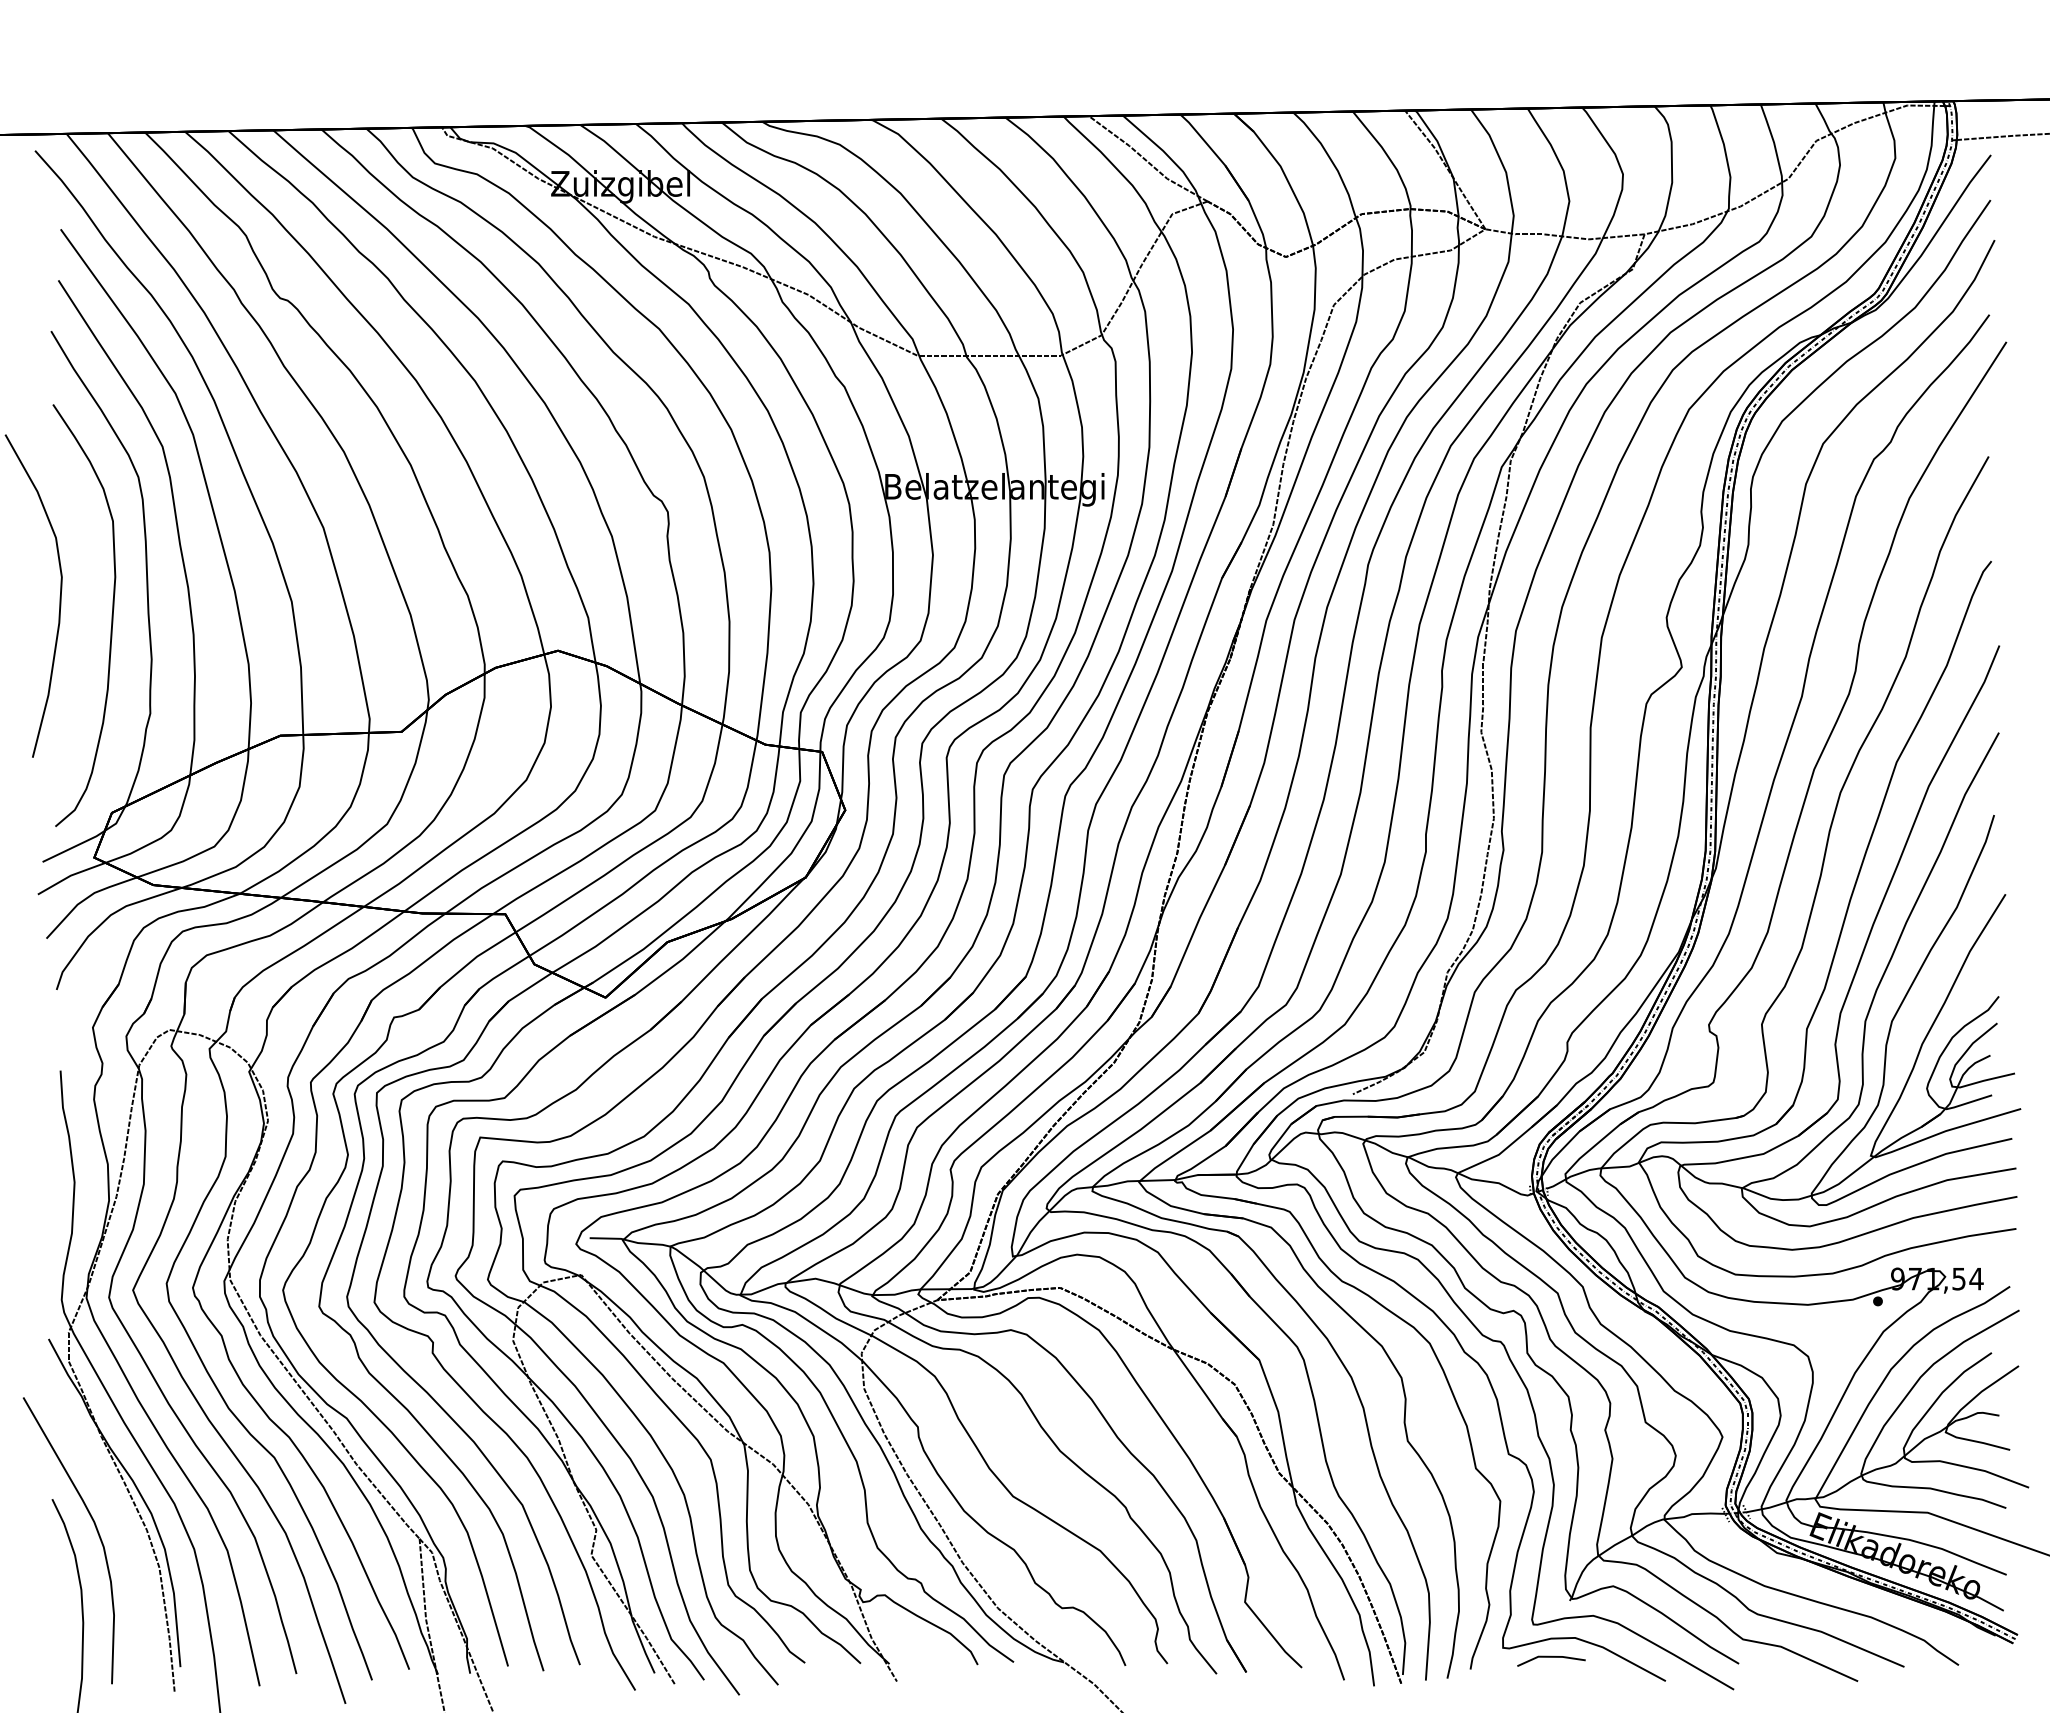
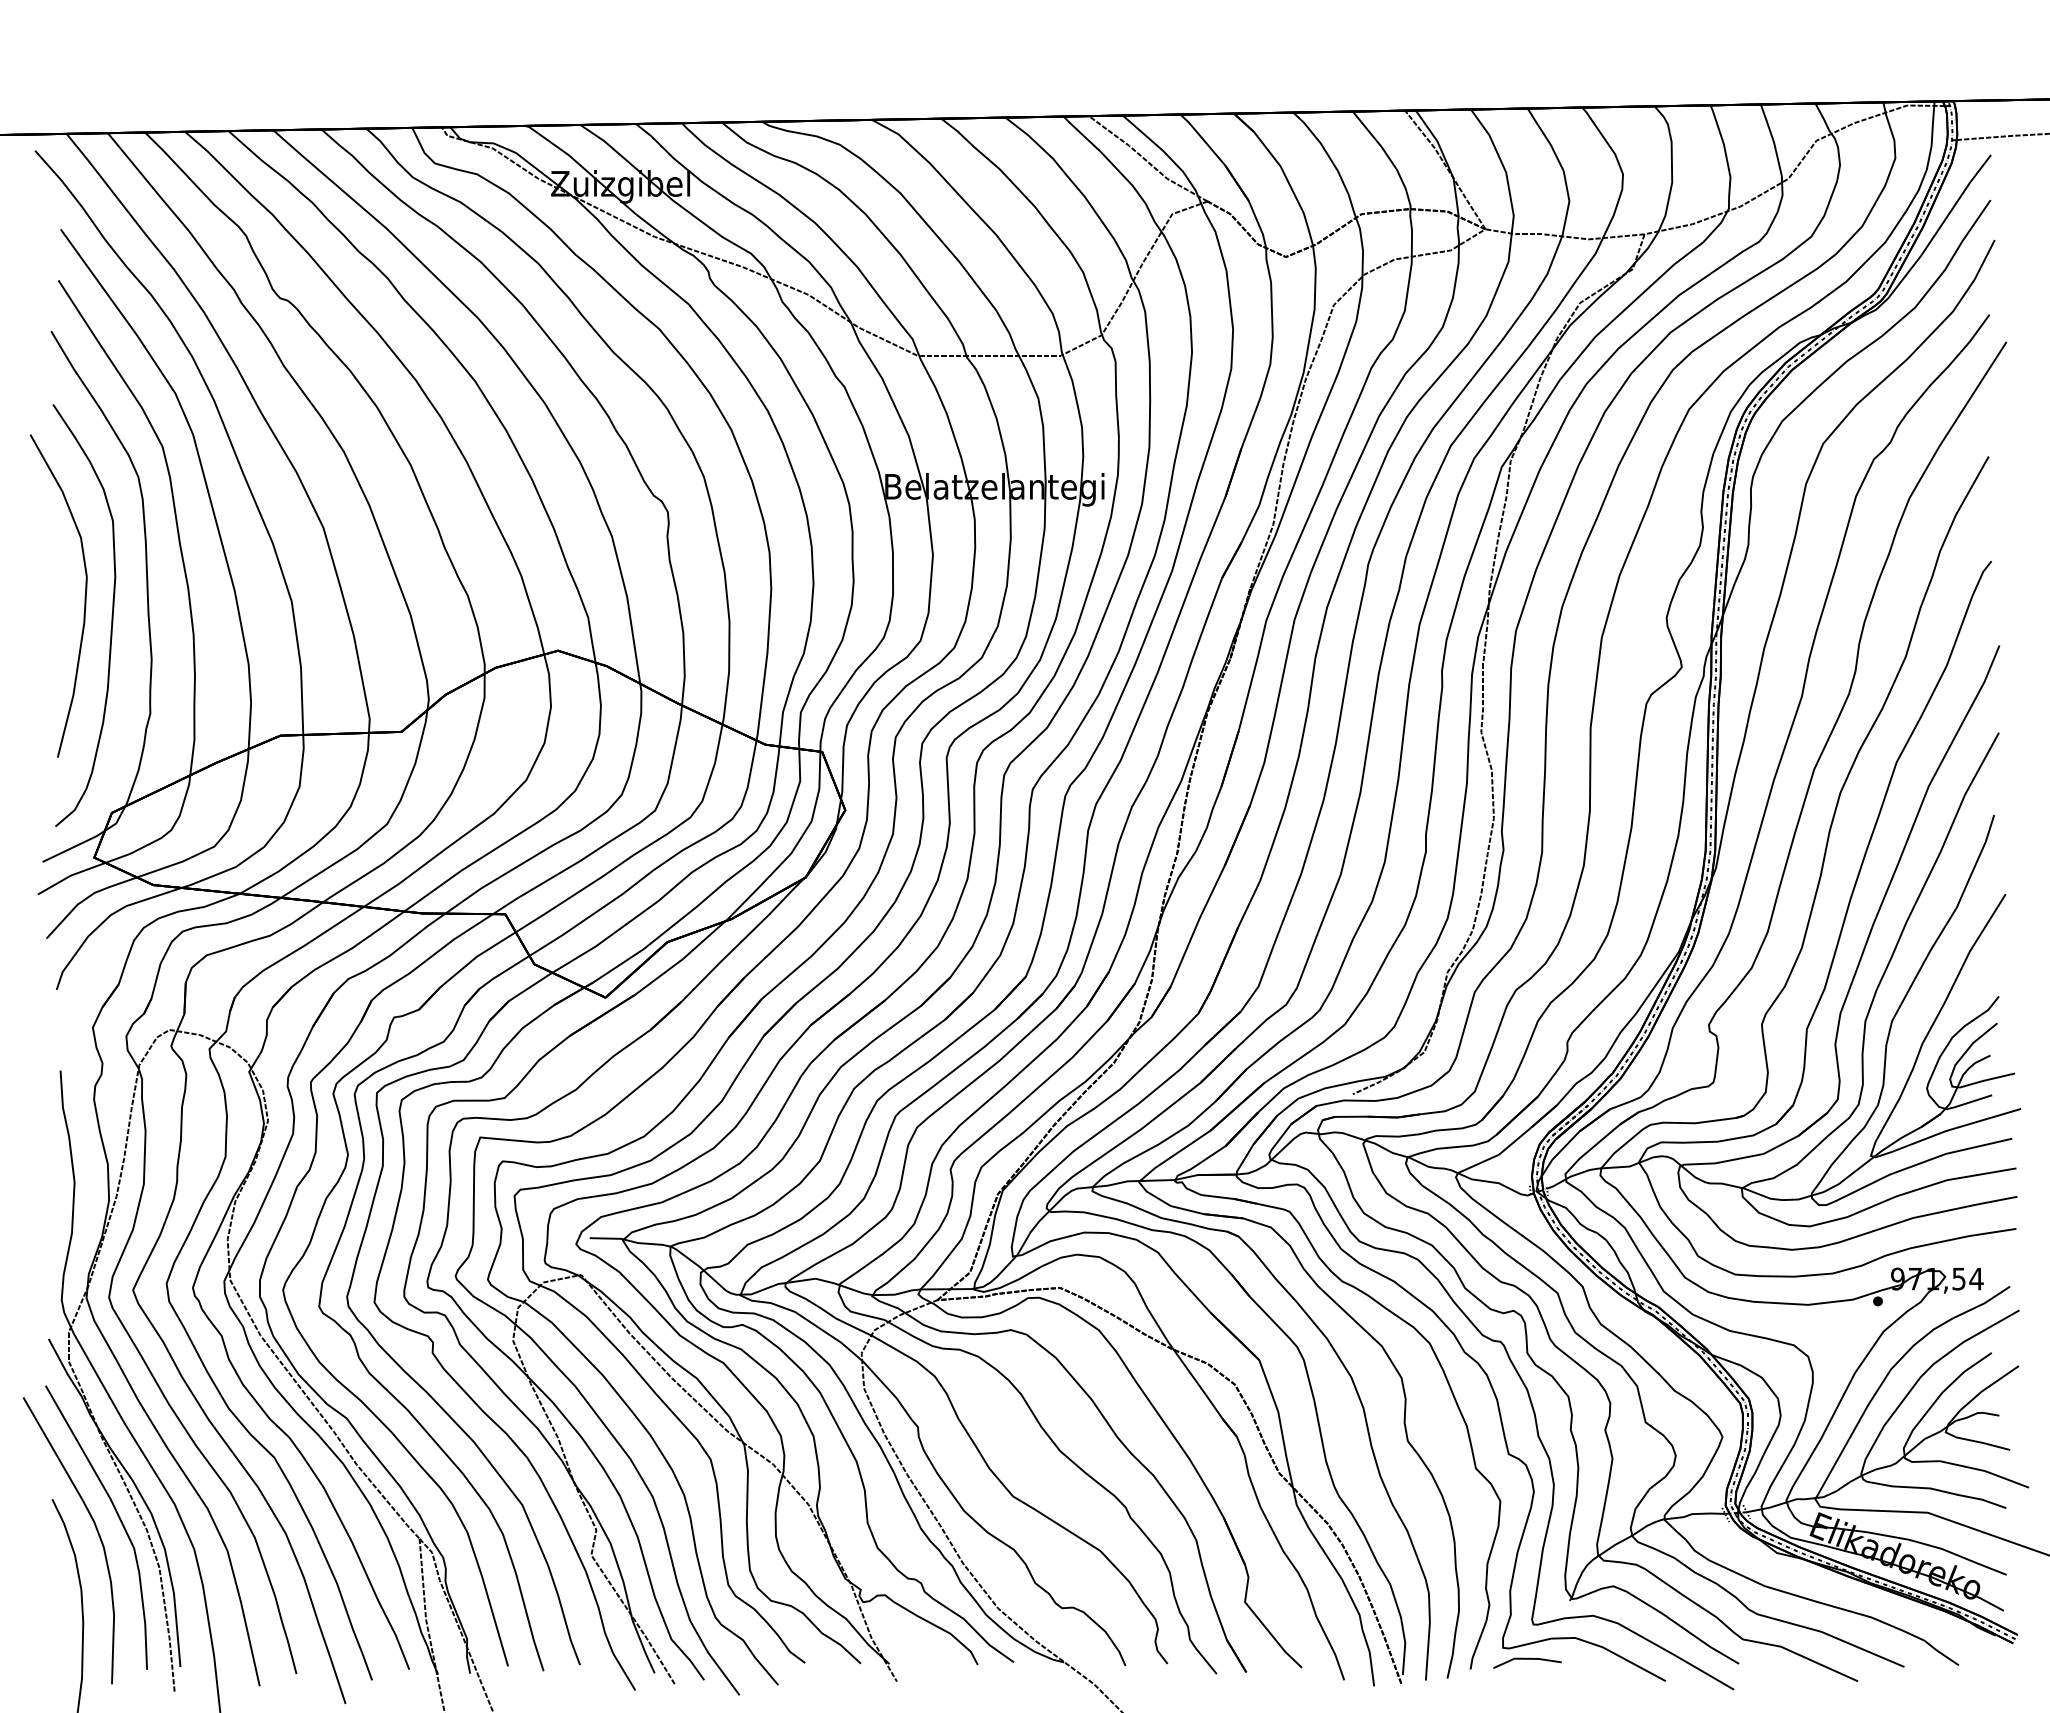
curve position: (59, 596) -> (84, 596) (84, 596)
curve: none -> present (117, 1516)
line position: (1551, 1657) -> (1527, 1659) (1527, 1659)
